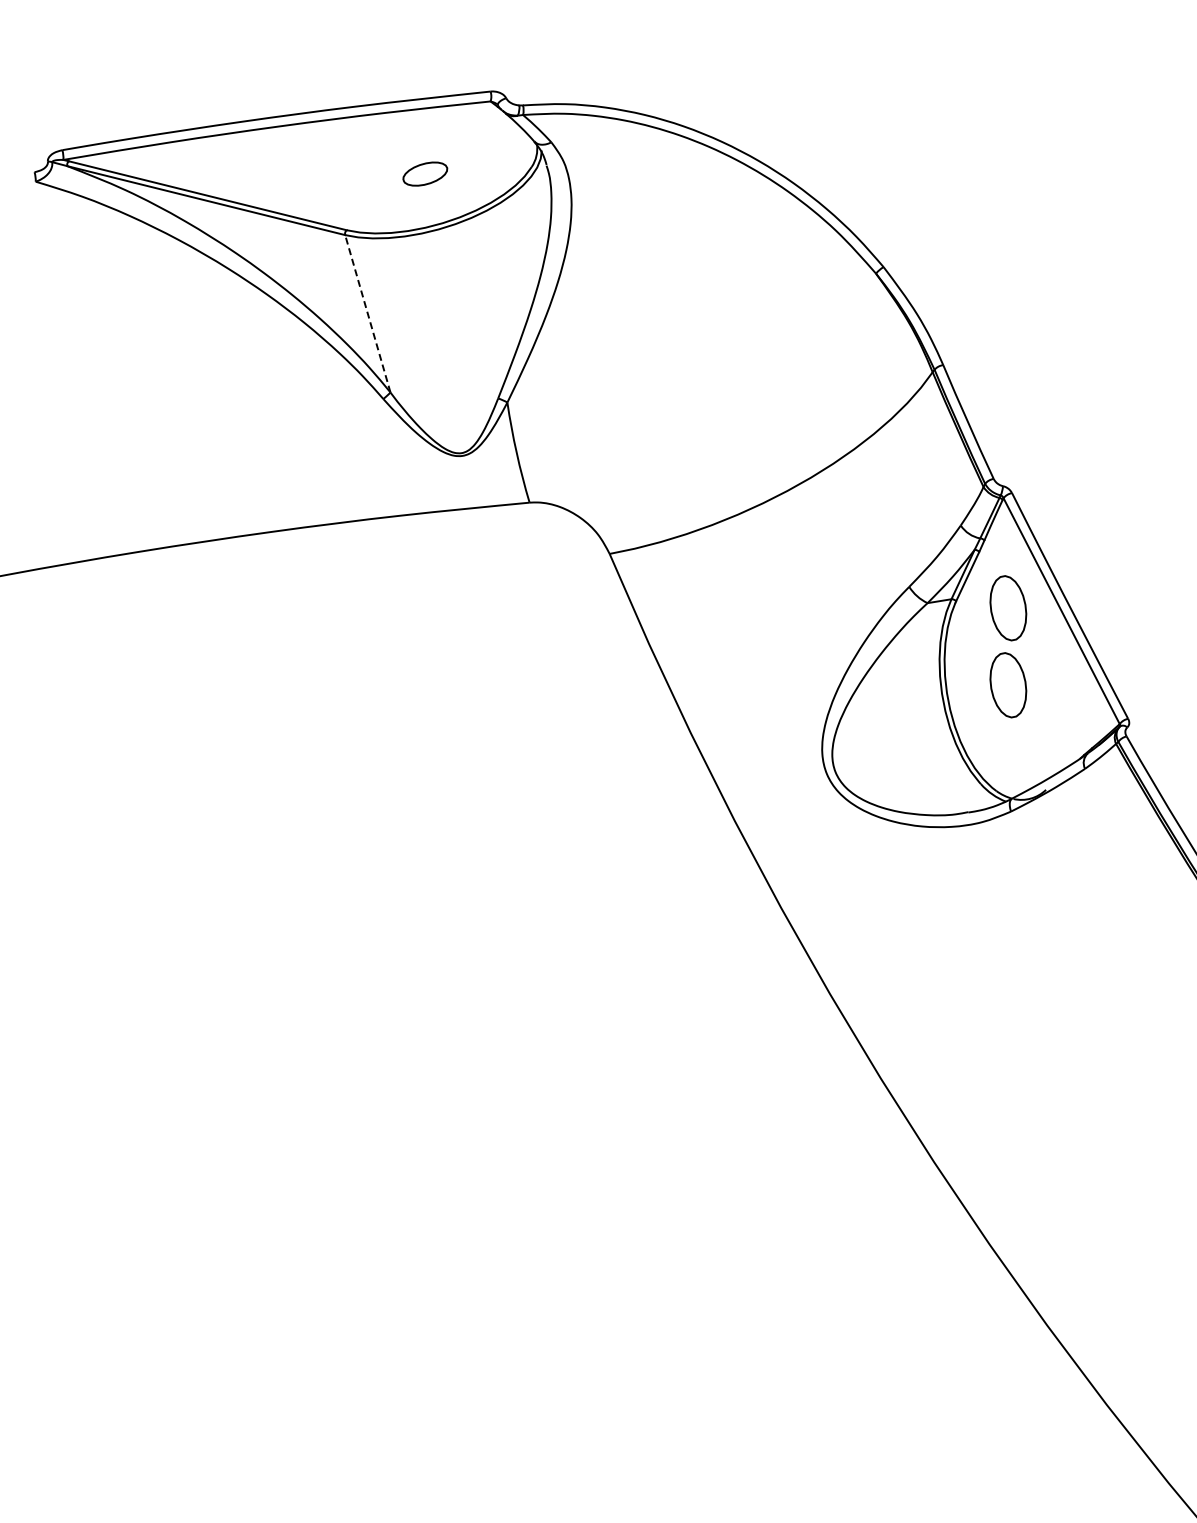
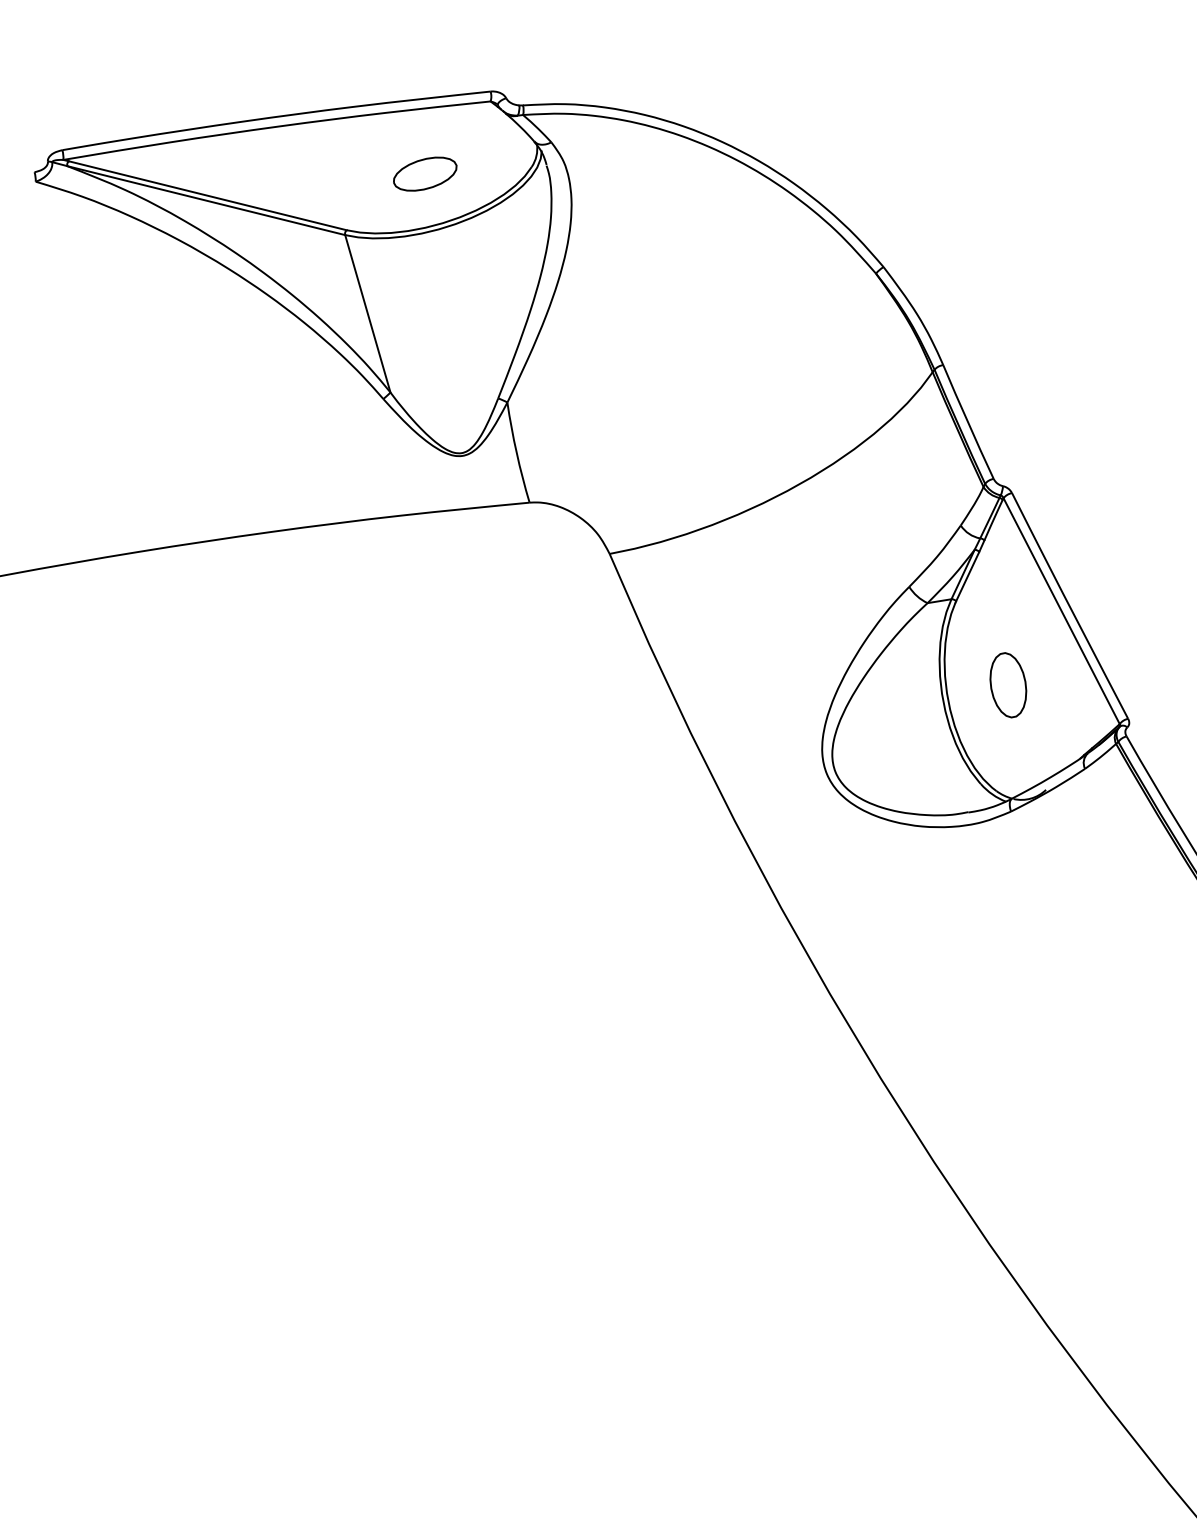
part size: 47x26 px -> 65x36 px (425, 173)
line: dashed -> solid (367, 313)
part: present -> none (1008, 608)
